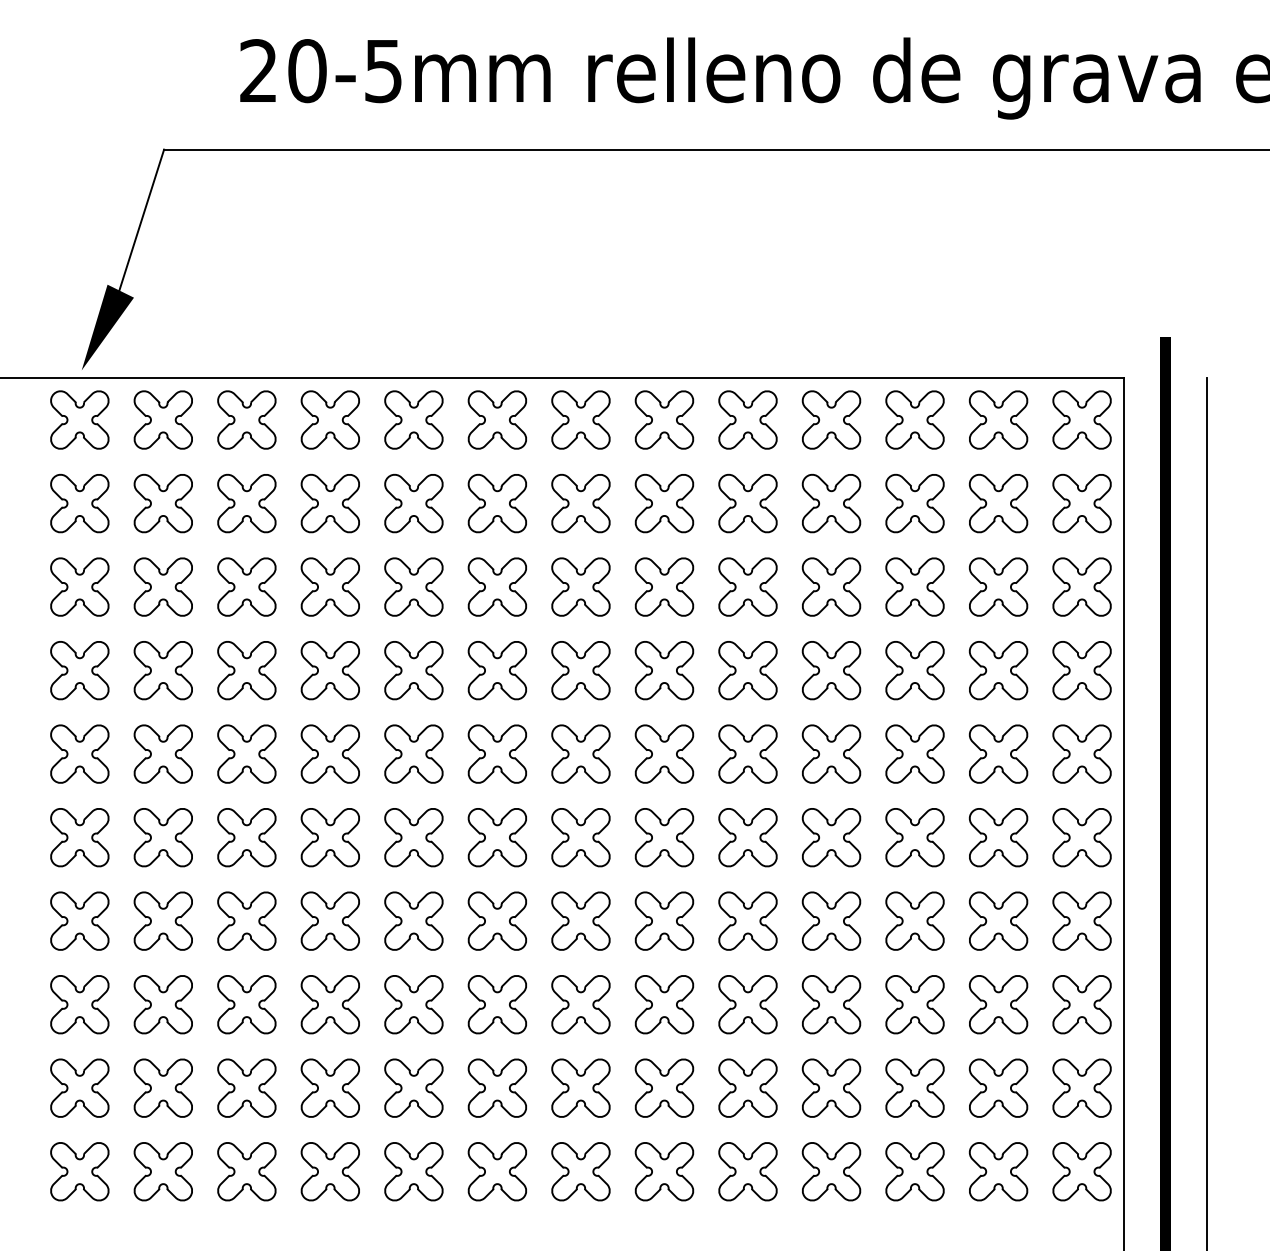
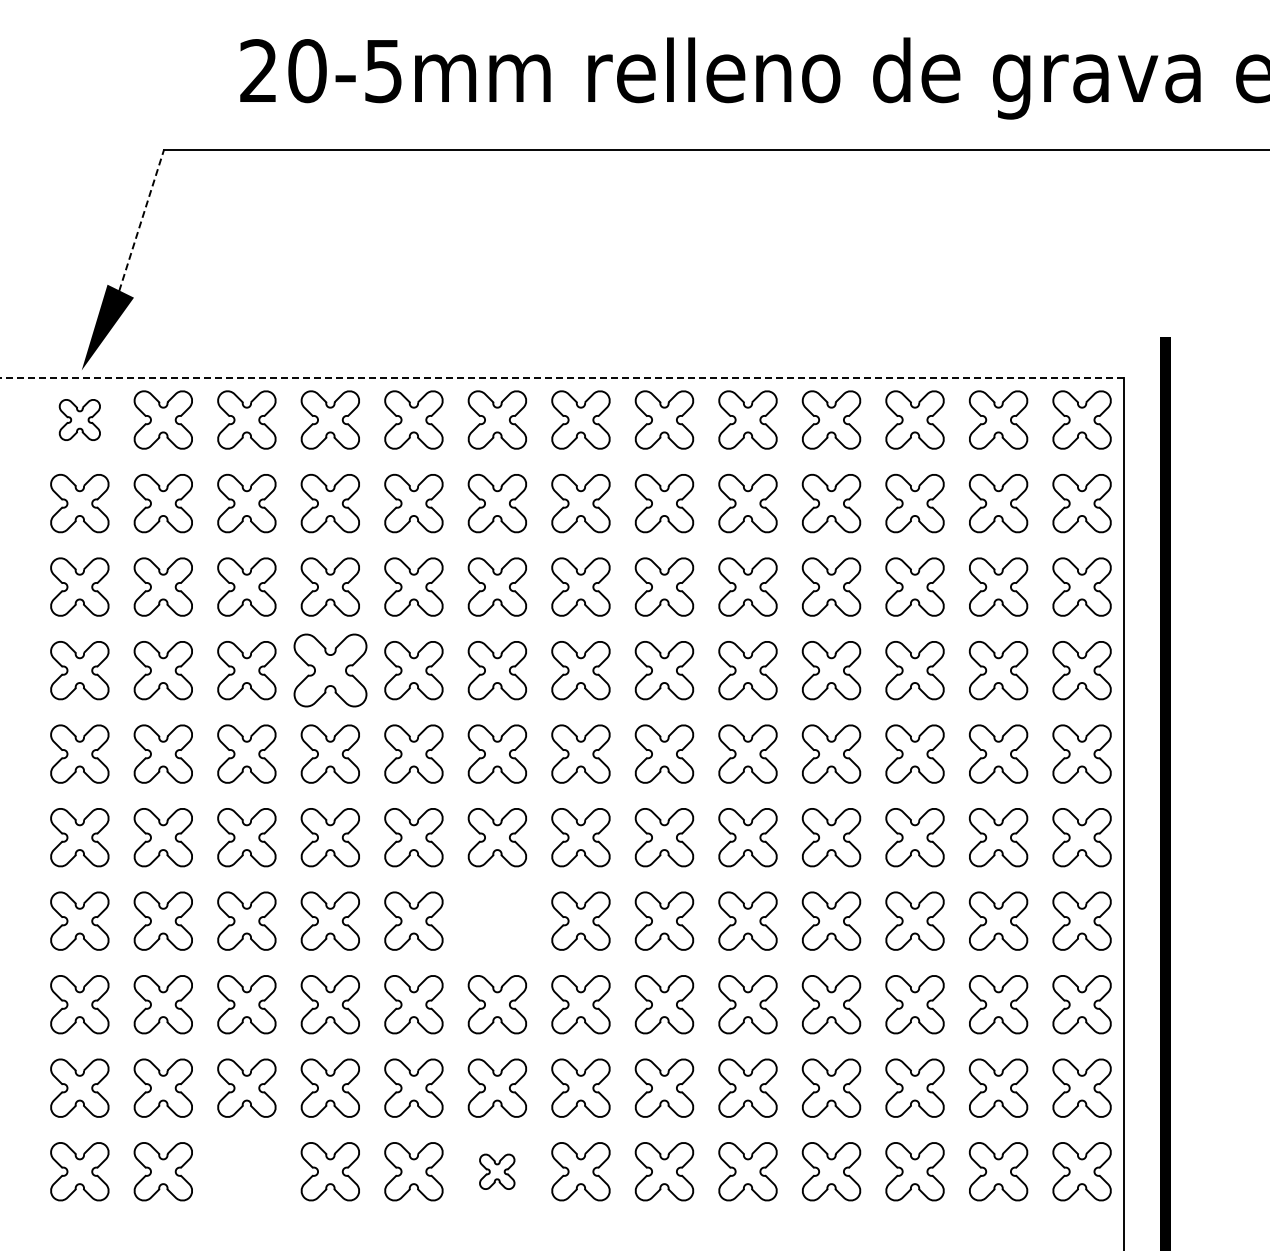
line: solid -> dashed (141, 219)
line: solid -> dashed (561, 378)
part size: 60x60 px -> 43x42 px (79, 419)
part size: 60x60 px -> 75x75 px (330, 670)
line: present -> none (1207, 812)
part: present -> none (496, 920)
part: present -> none (246, 1171)
part size: 60x60 px -> 37x37 px (497, 1171)
